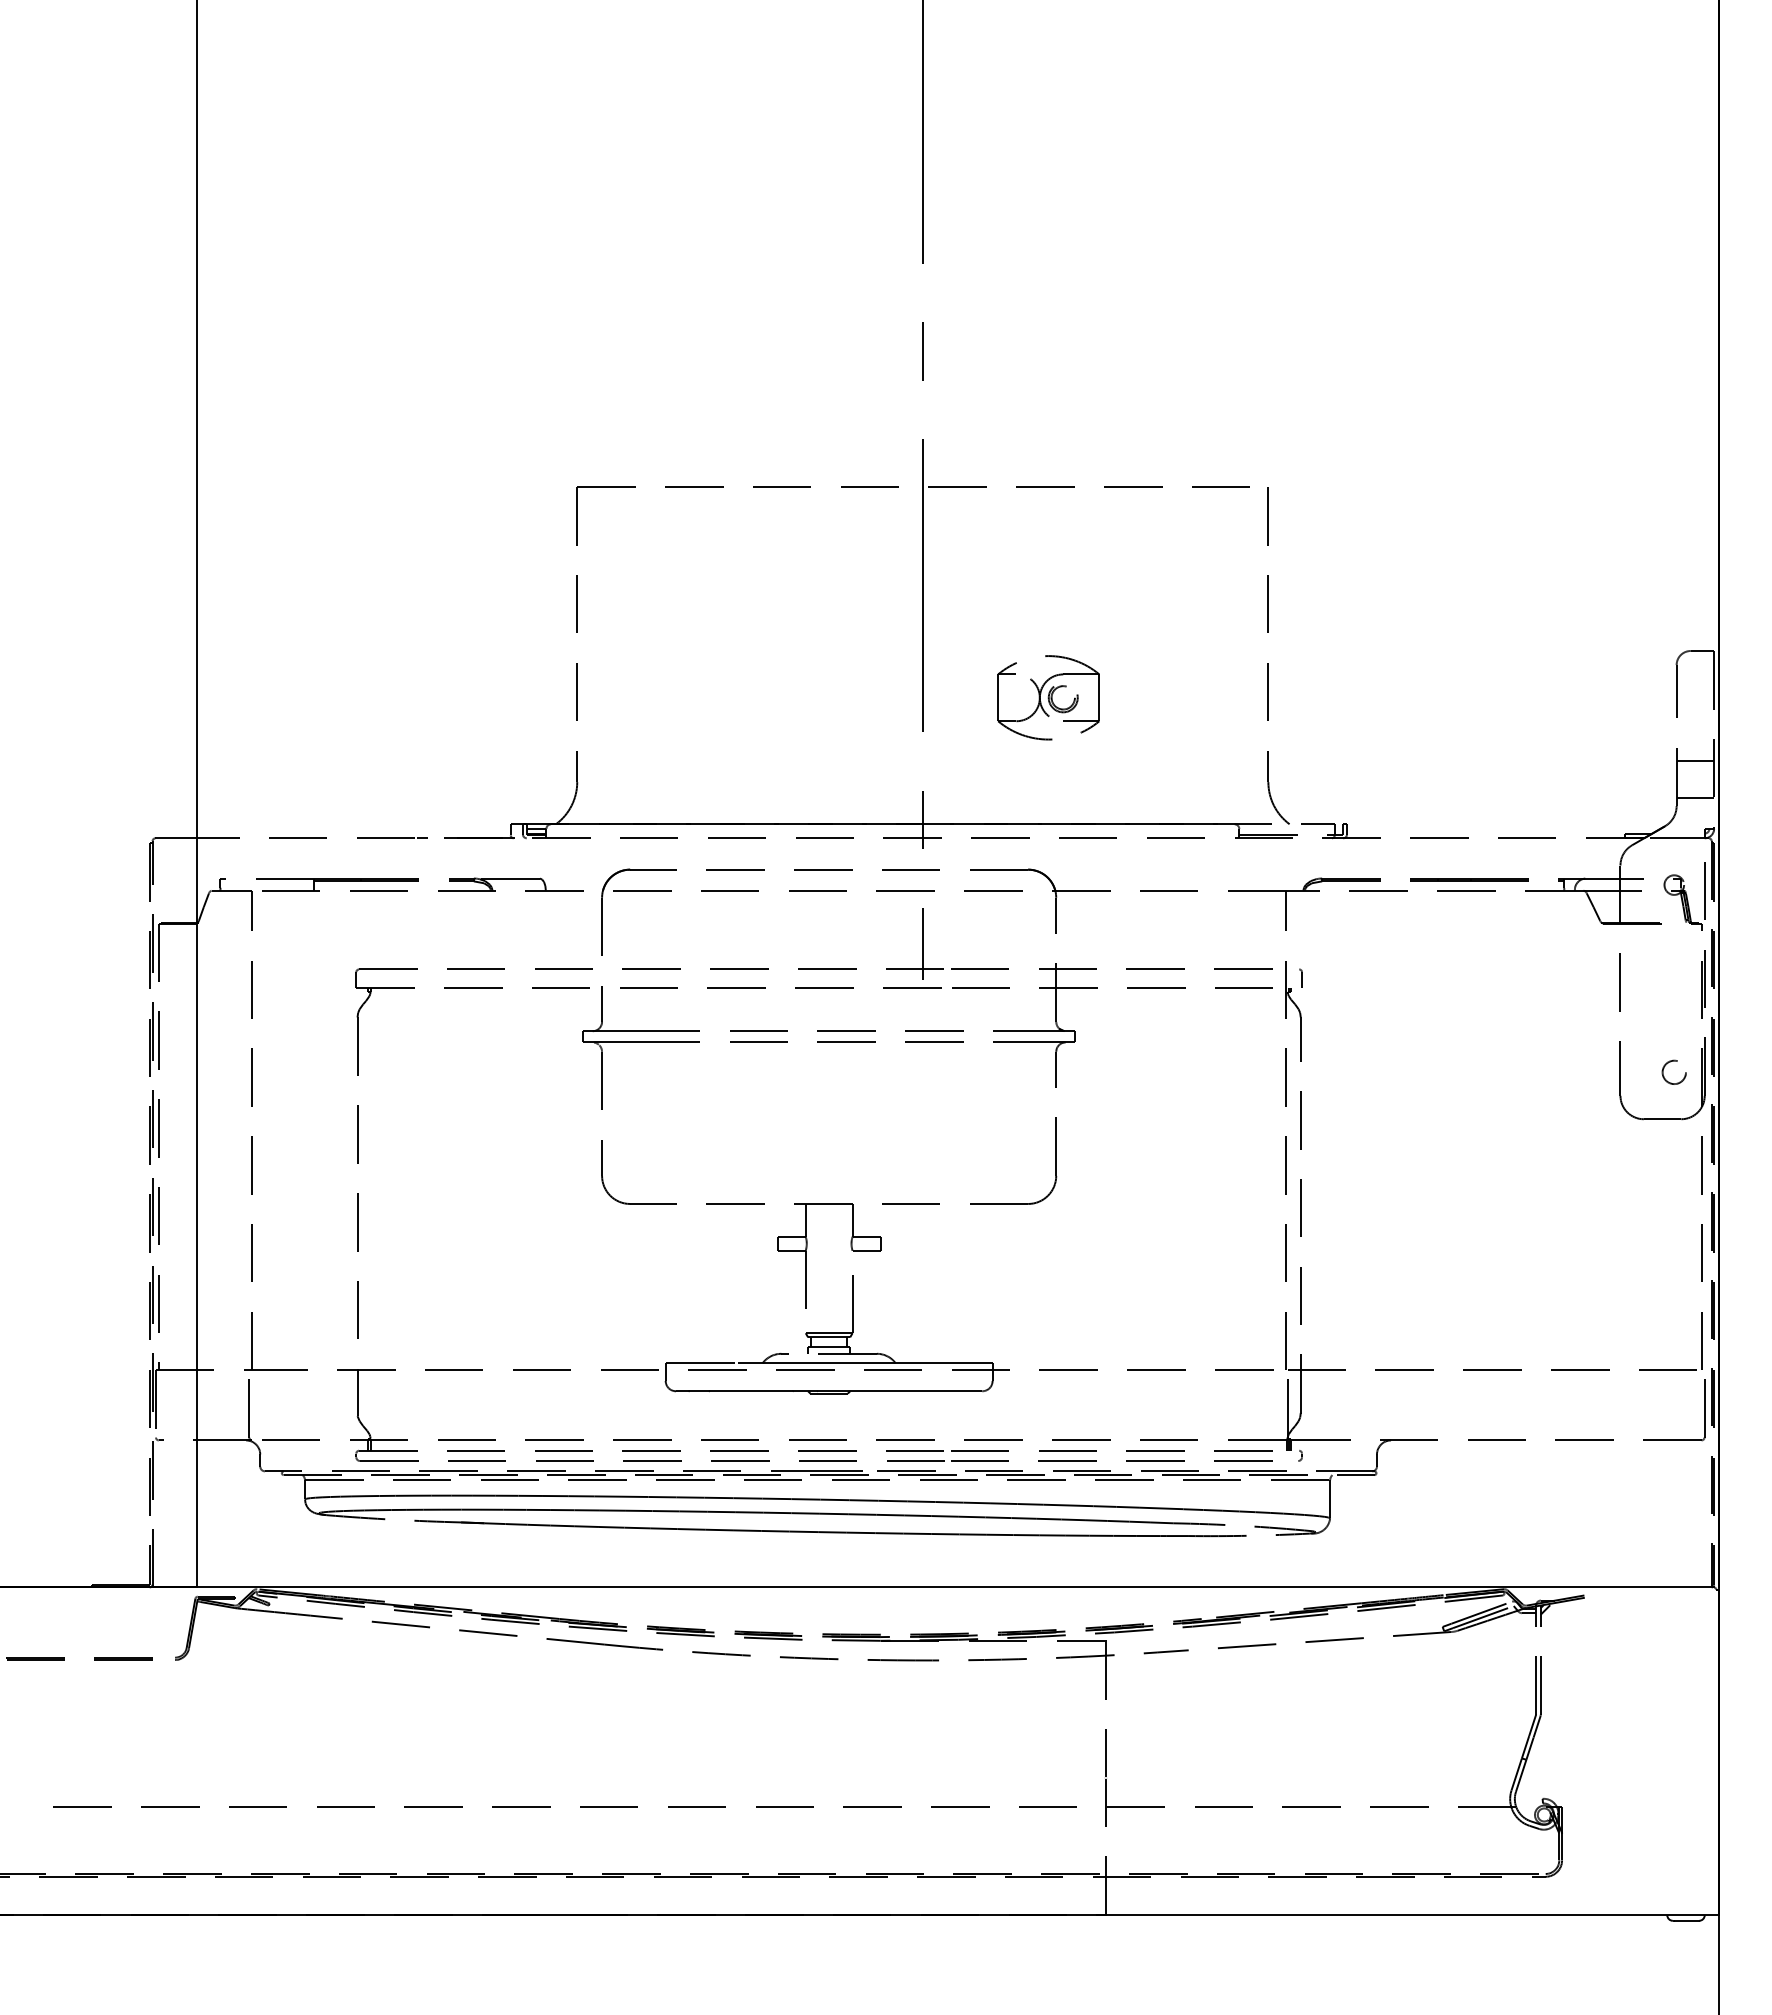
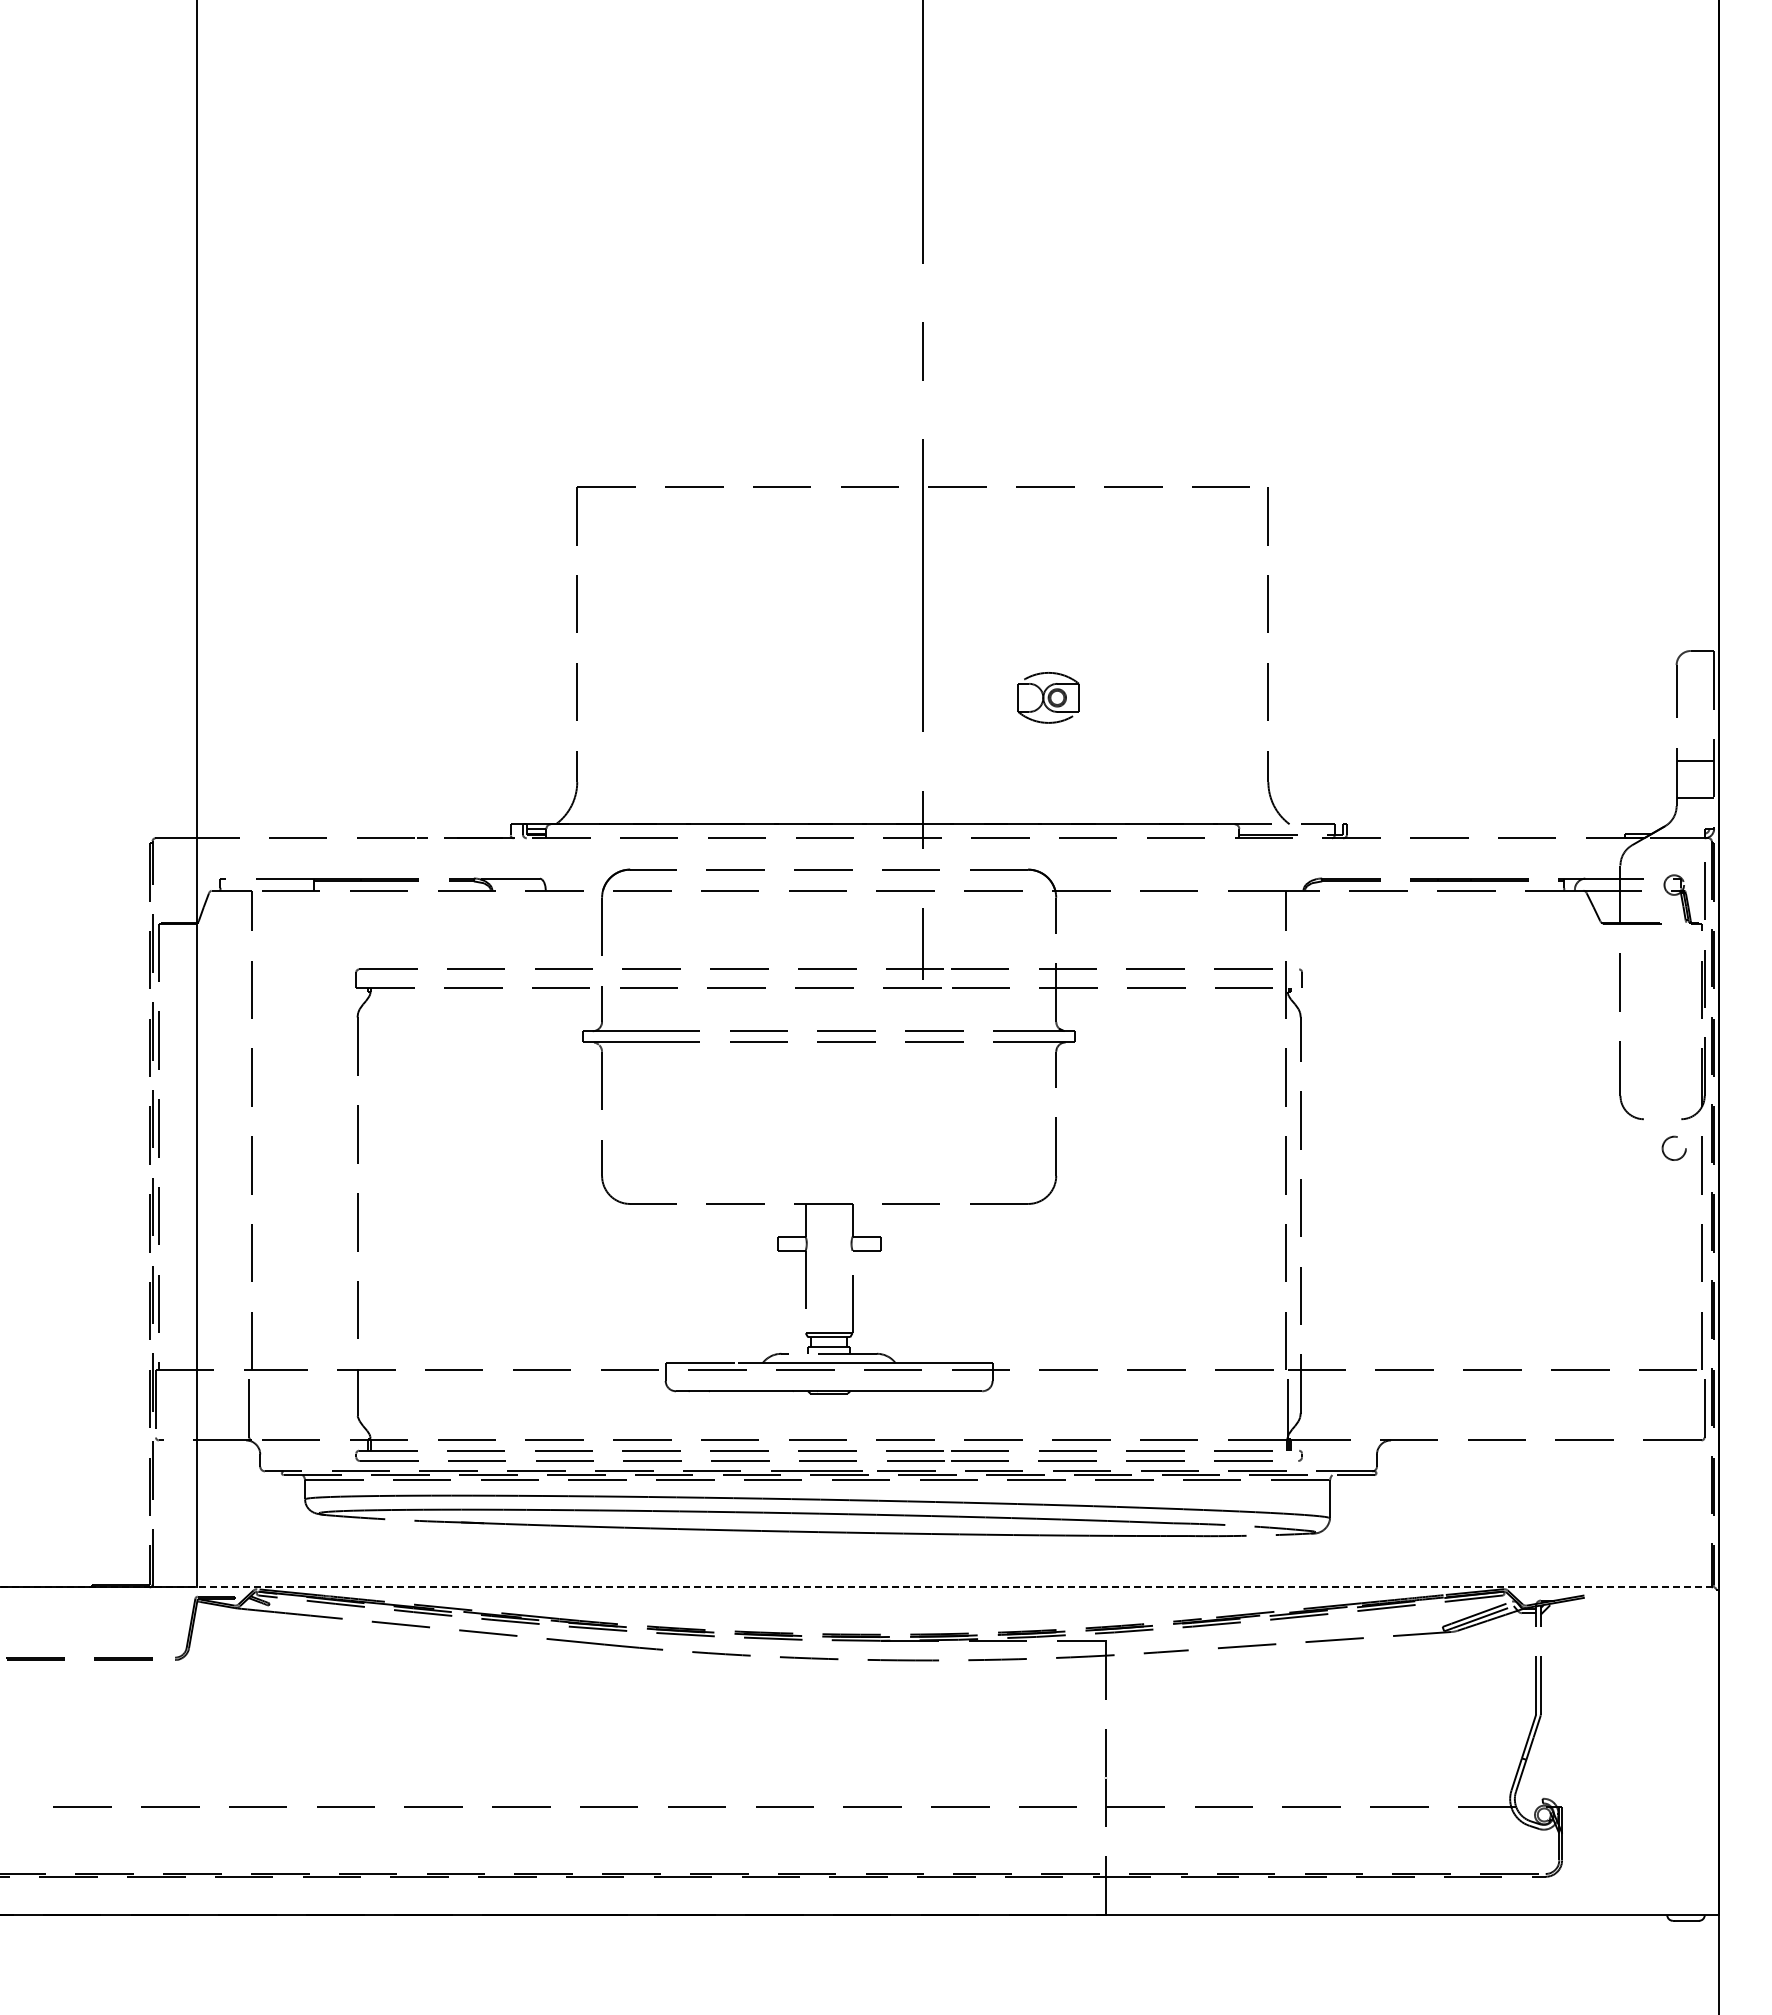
part size: 103x86 px -> 63x52 px (1048, 697)
circle position: (1673, 1071) -> (1673, 1147) (1673, 1147)
line: present -> none (1662, 1119)
line: solid -> dashed (857, 1587)
